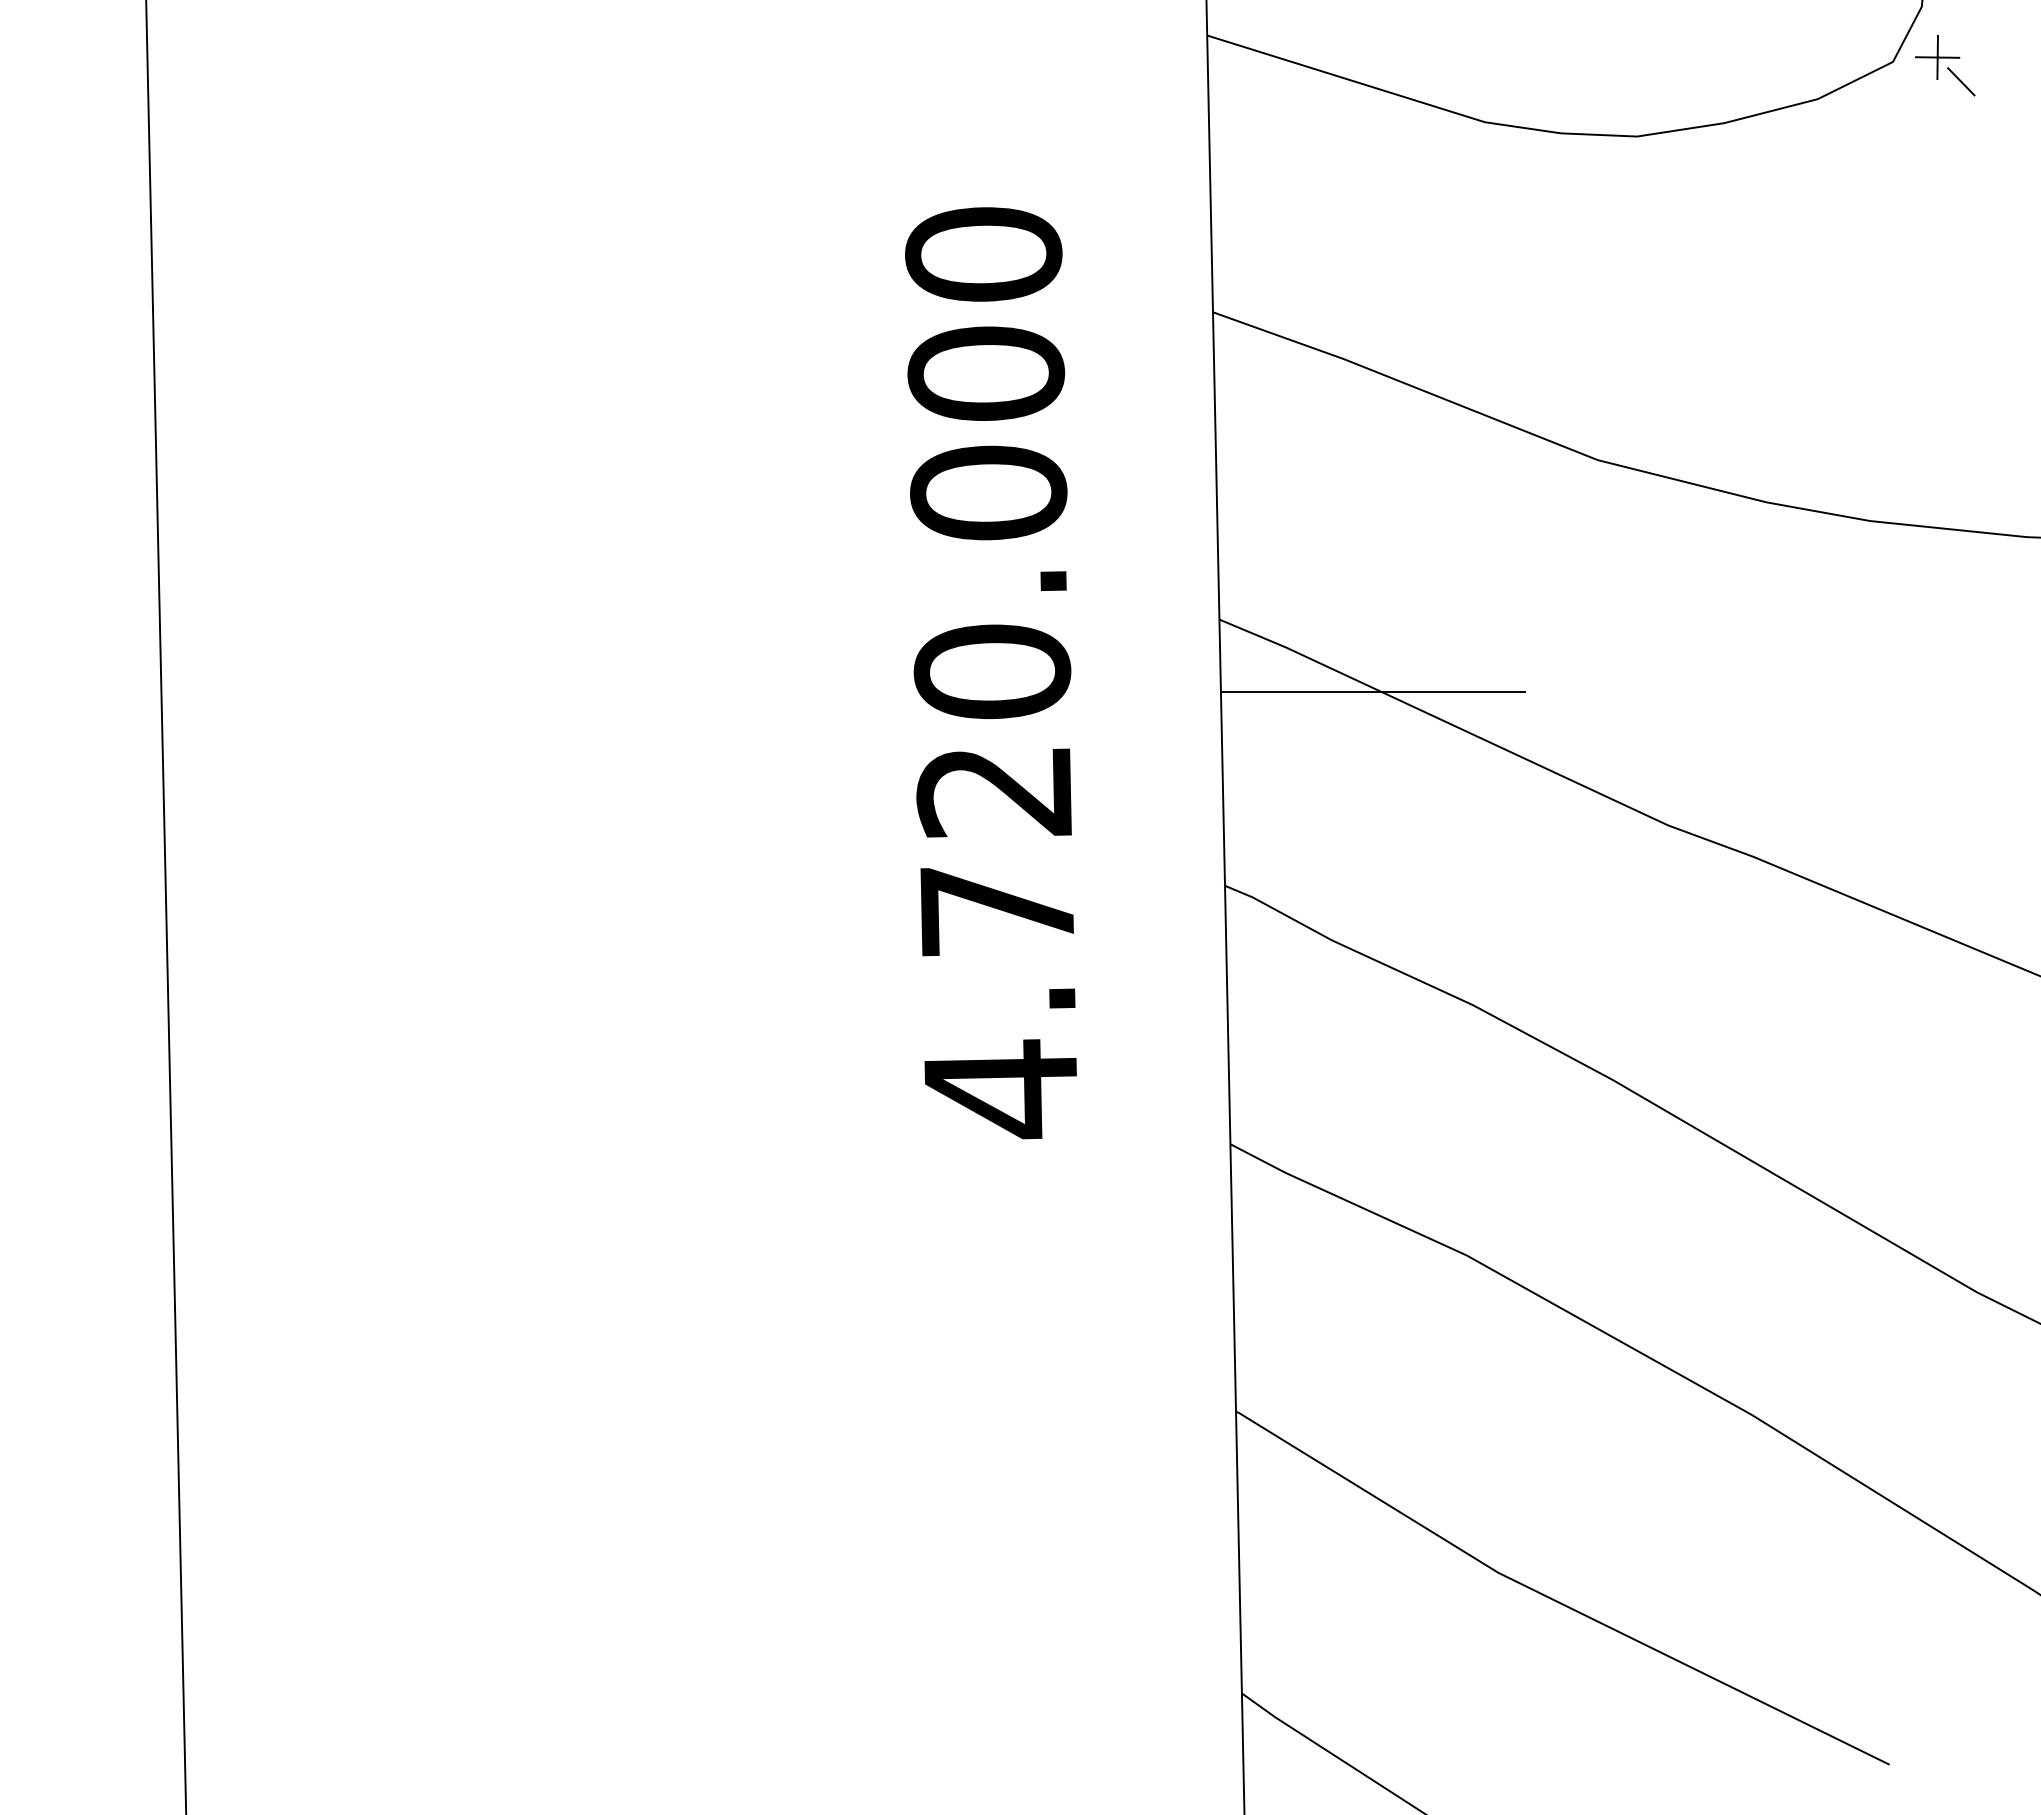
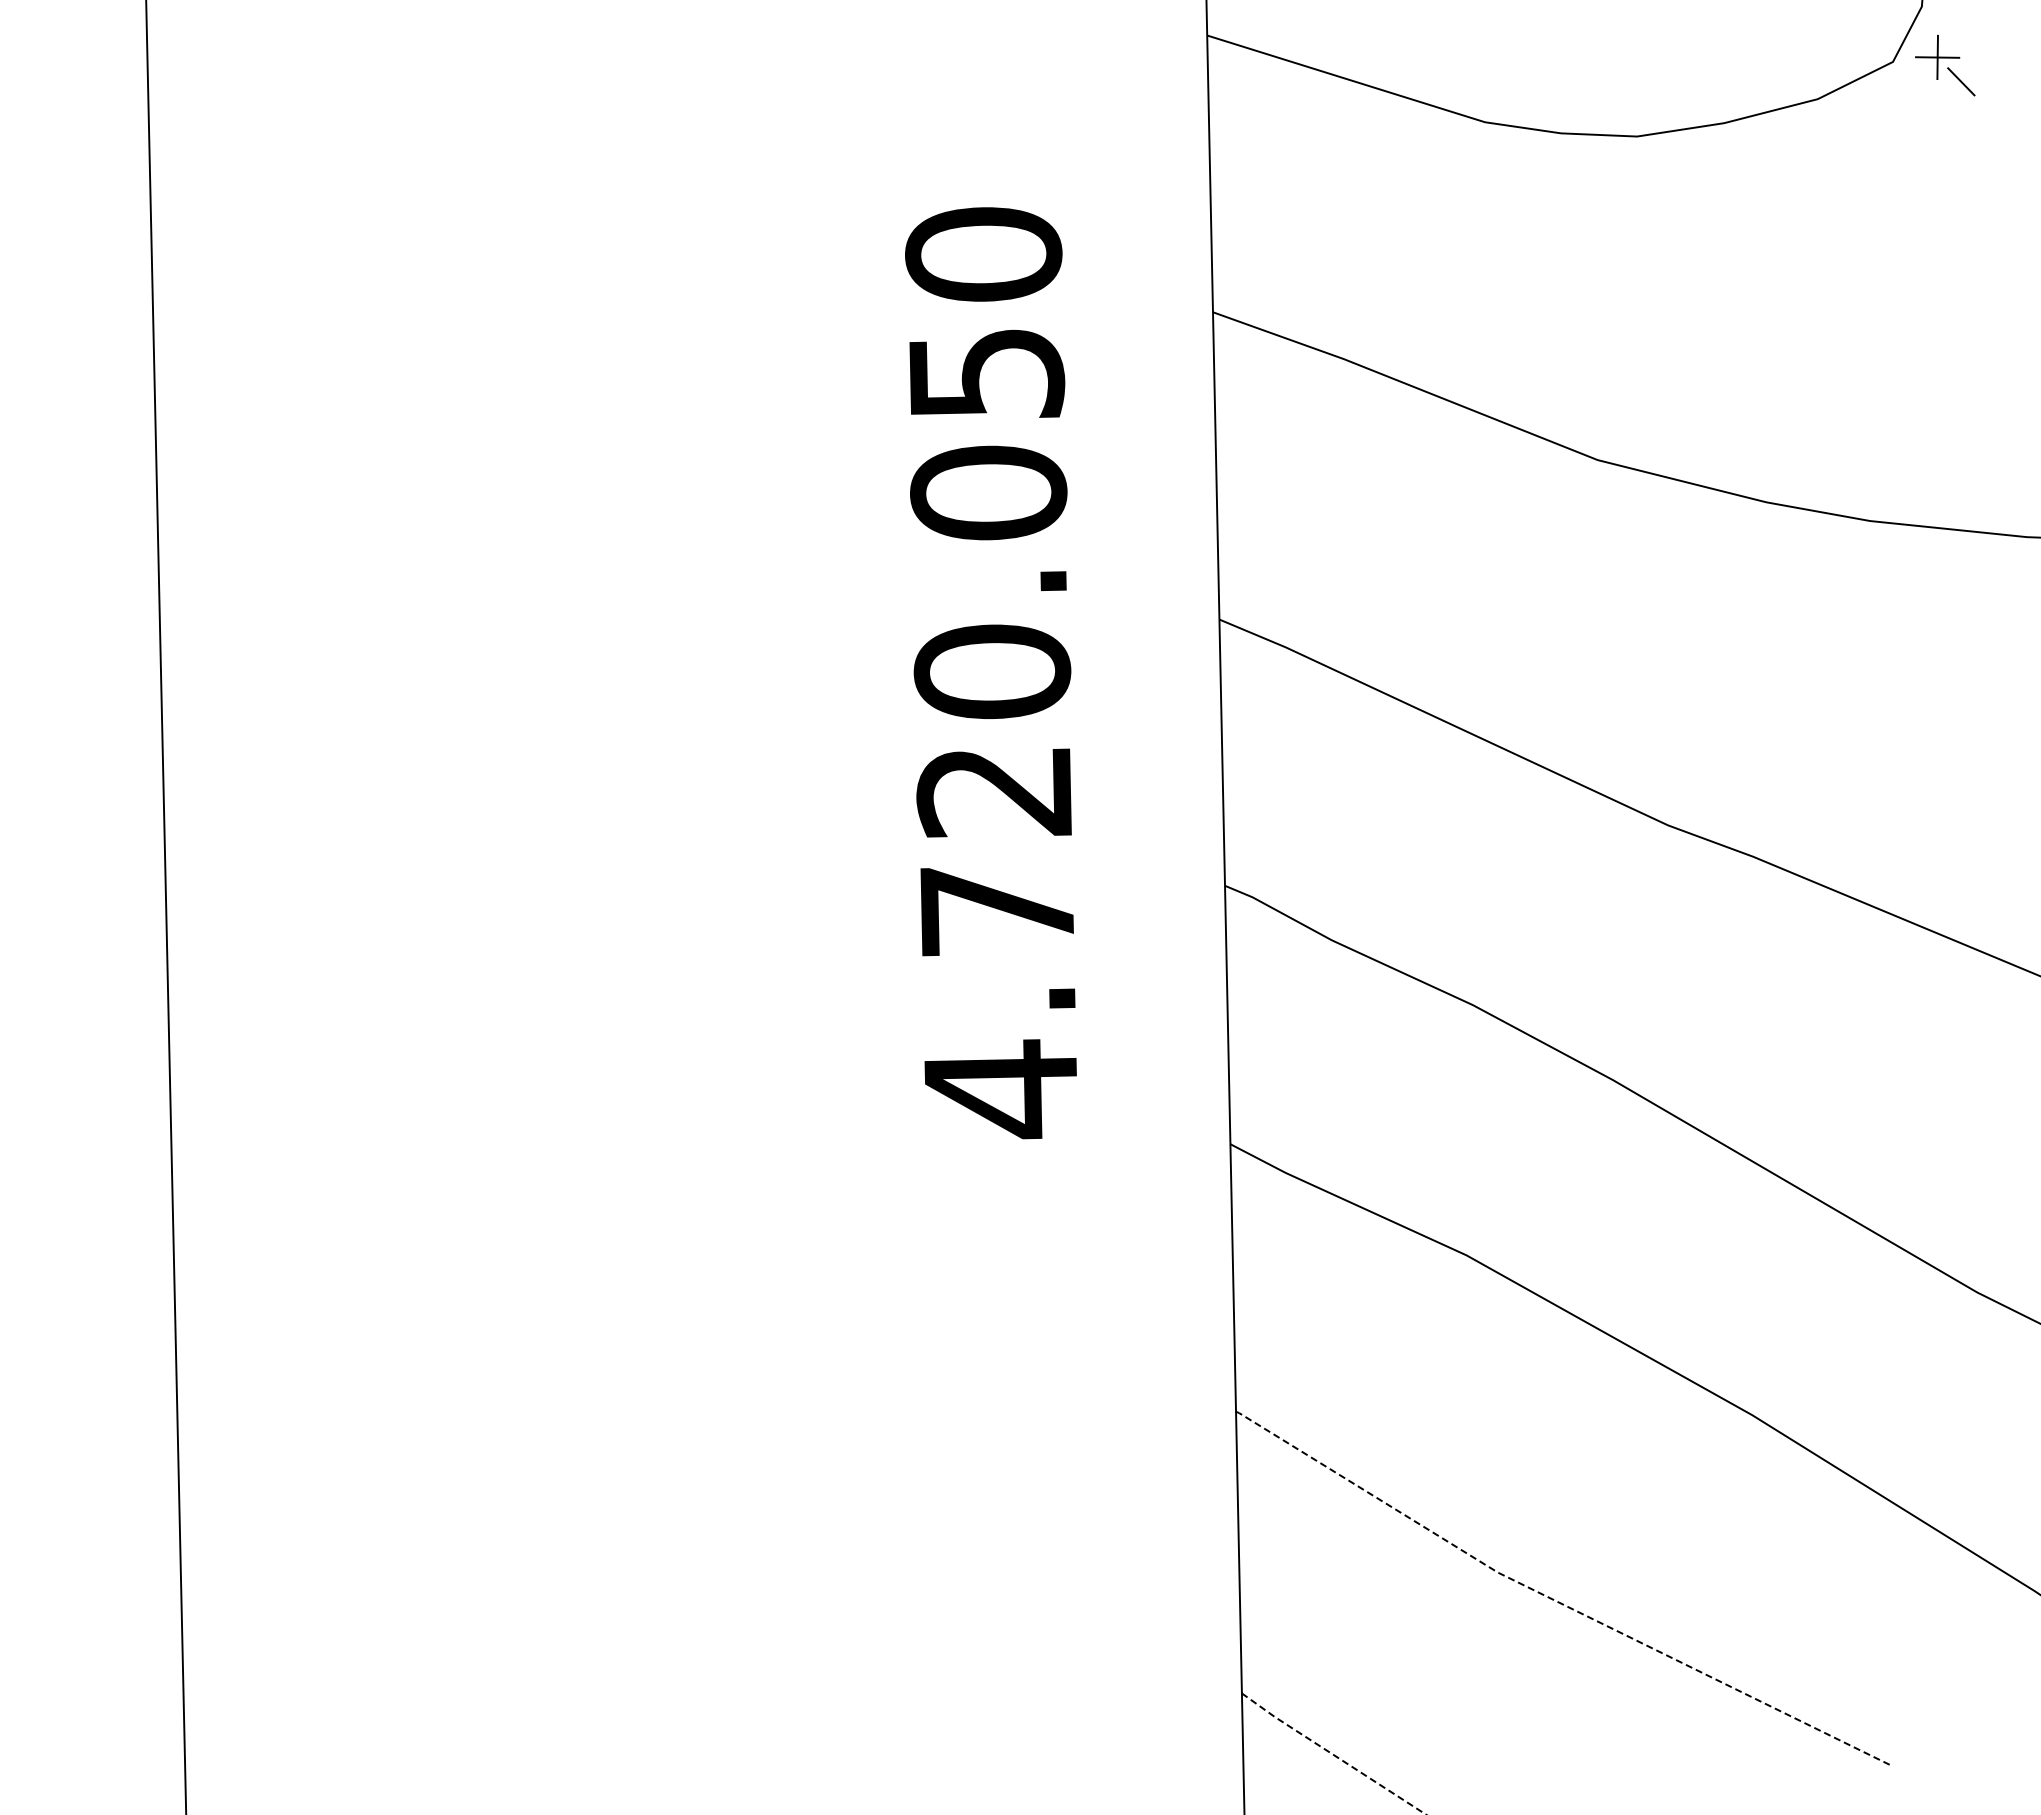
text: 4.720.000 -> 4.720.050 (986, 373)
line: present -> none (1372, 691)
line: solid -> dashed (1554, 1600)
line: solid -> dashed (1333, 1754)
